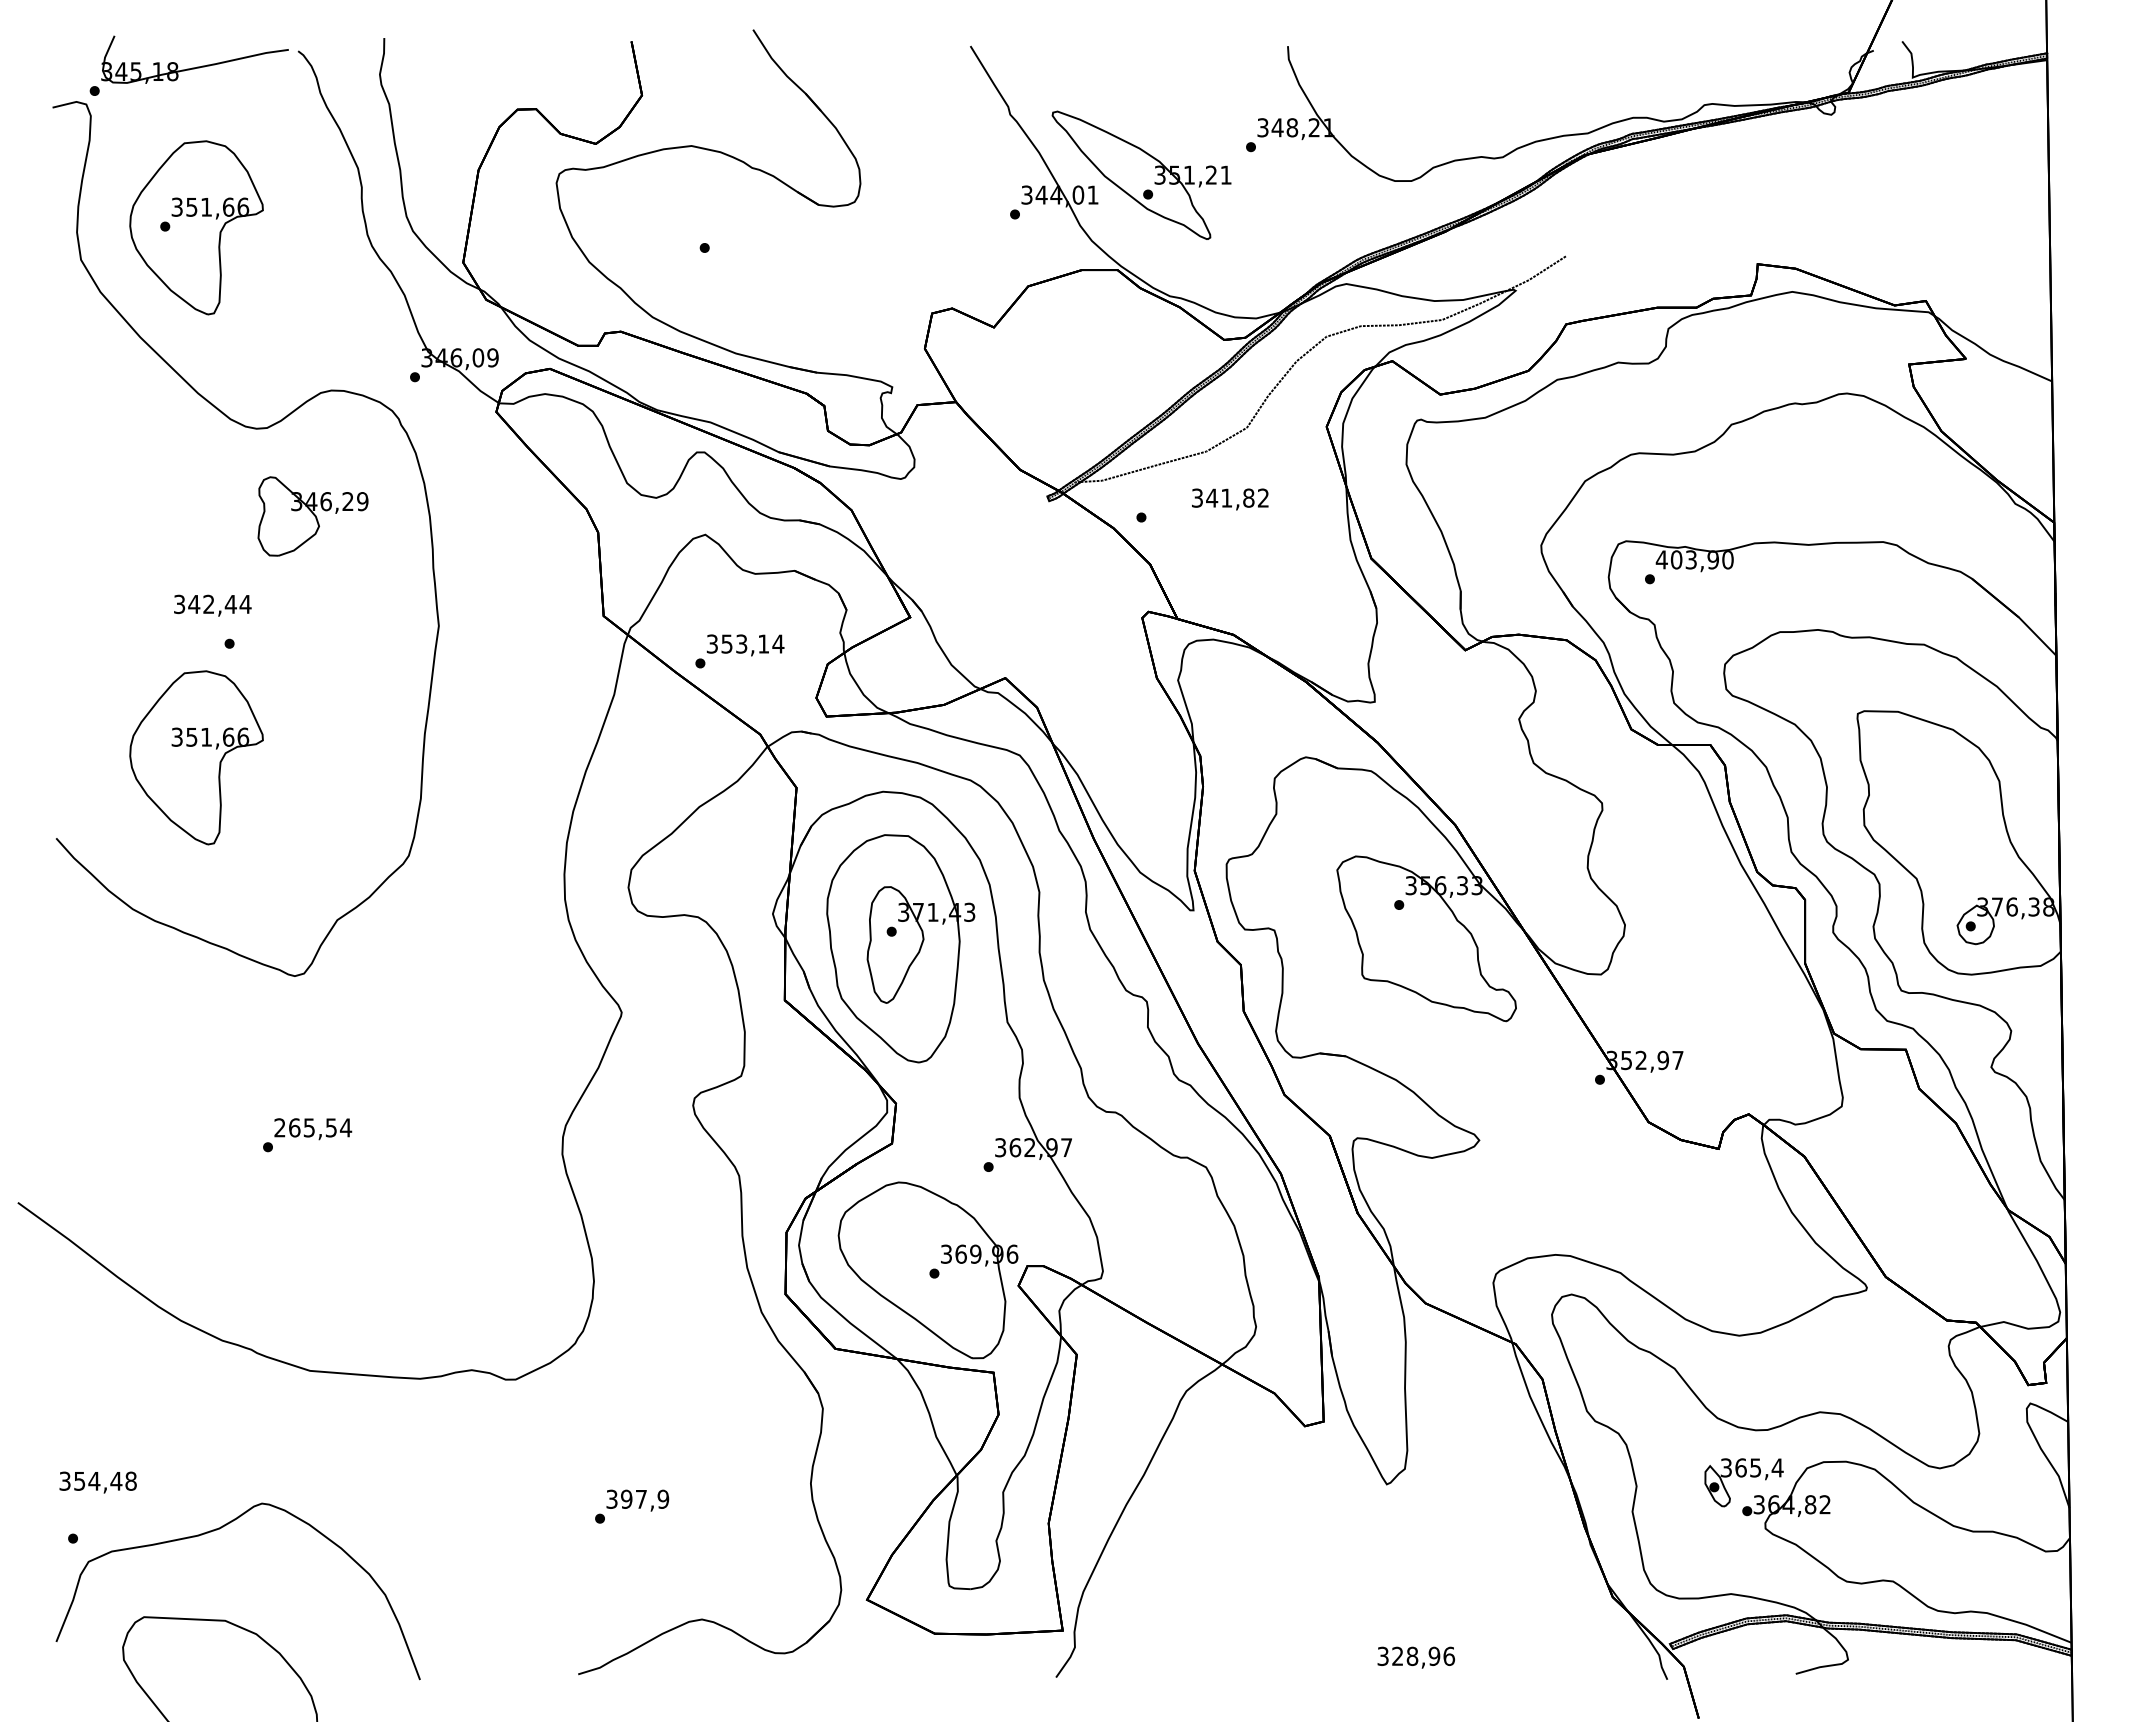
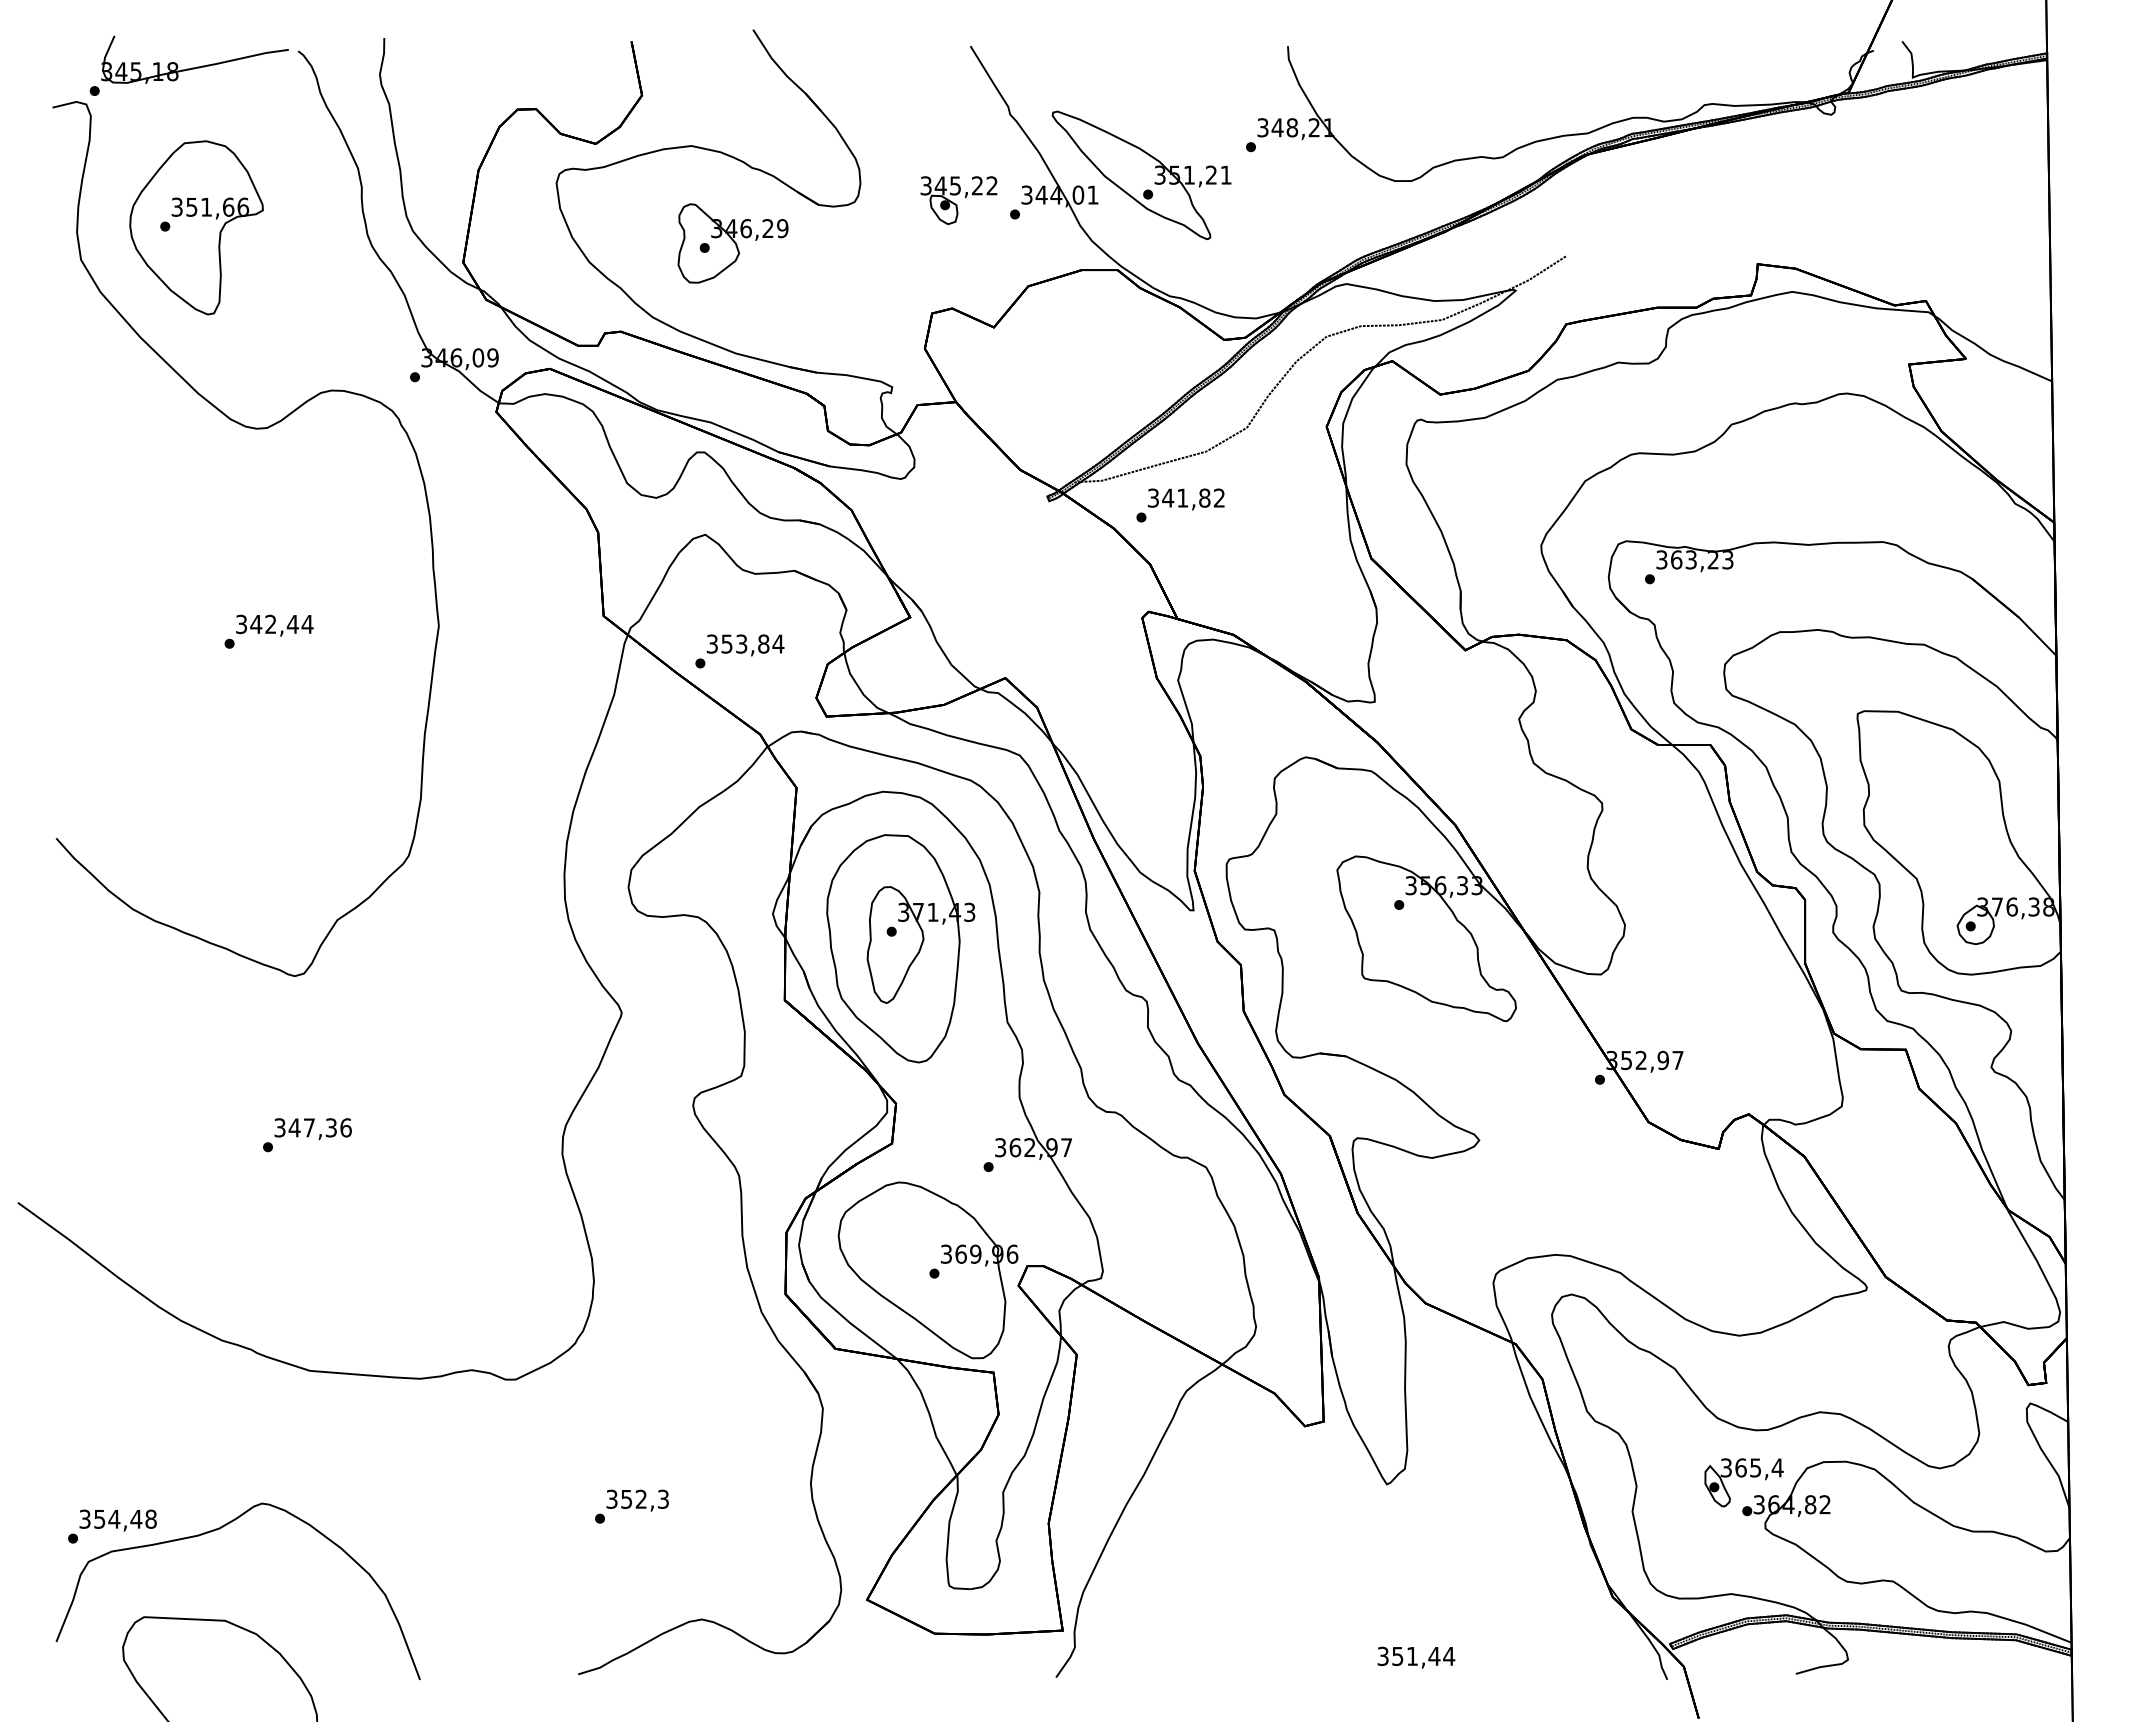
part: none -> present (958, 200)
text position: (1230, 499) -> (1186, 499) (1186, 499)
part position: (312, 516) -> (732, 243) (732, 243)
text: 403,90 -> 363,23 (1694, 559)
text position: (212, 605) -> (274, 625) (274, 625)
text: 353,14 -> 353,84 (763, 643)
part: present -> none (196, 757)
text: 265,54 -> 347,36 (313, 1127)
text position: (97, 1482) -> (117, 1520) (117, 1520)
text: 397,9 -> 352,3 (645, 1498)
text: 328,96 -> 351,44 (1423, 1656)
